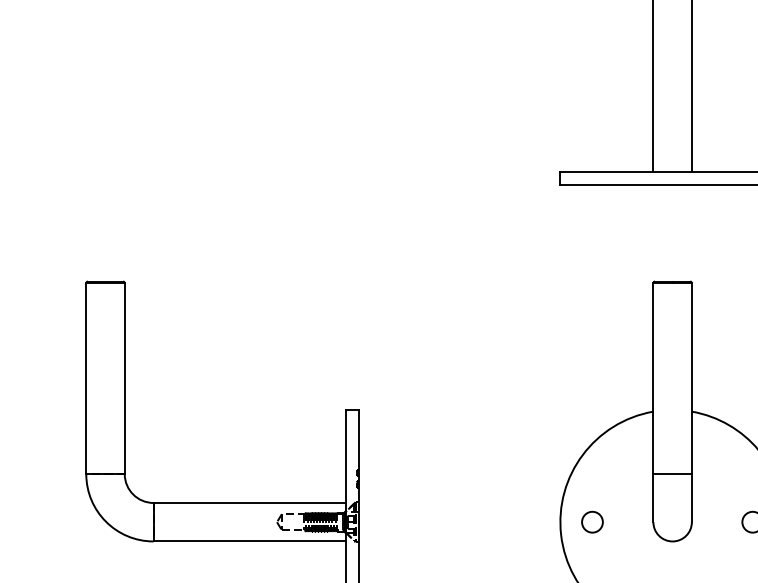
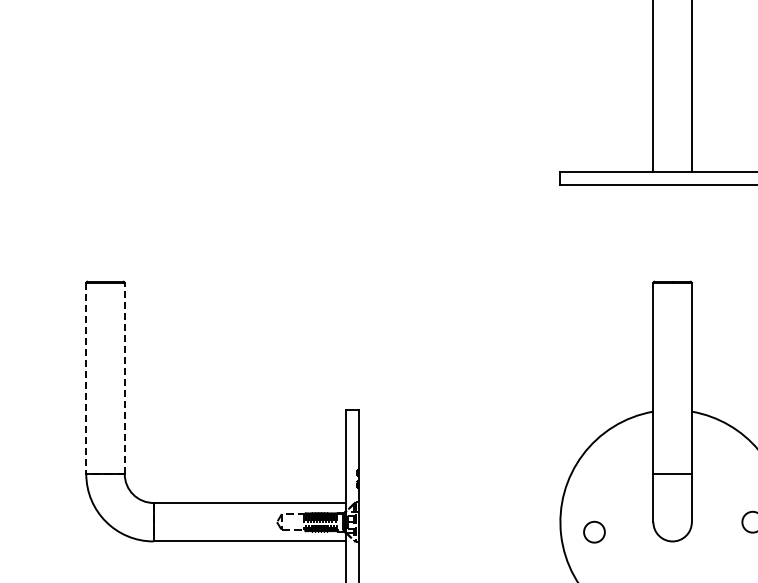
line: solid -> dashed (86, 378)
line: solid -> dashed (124, 378)
circle position: (592, 521) -> (594, 531) (594, 531)
